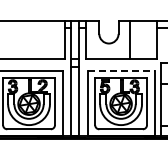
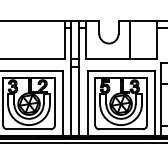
line: dashed -> solid (121, 70)
line: none -> present (83, 142)
